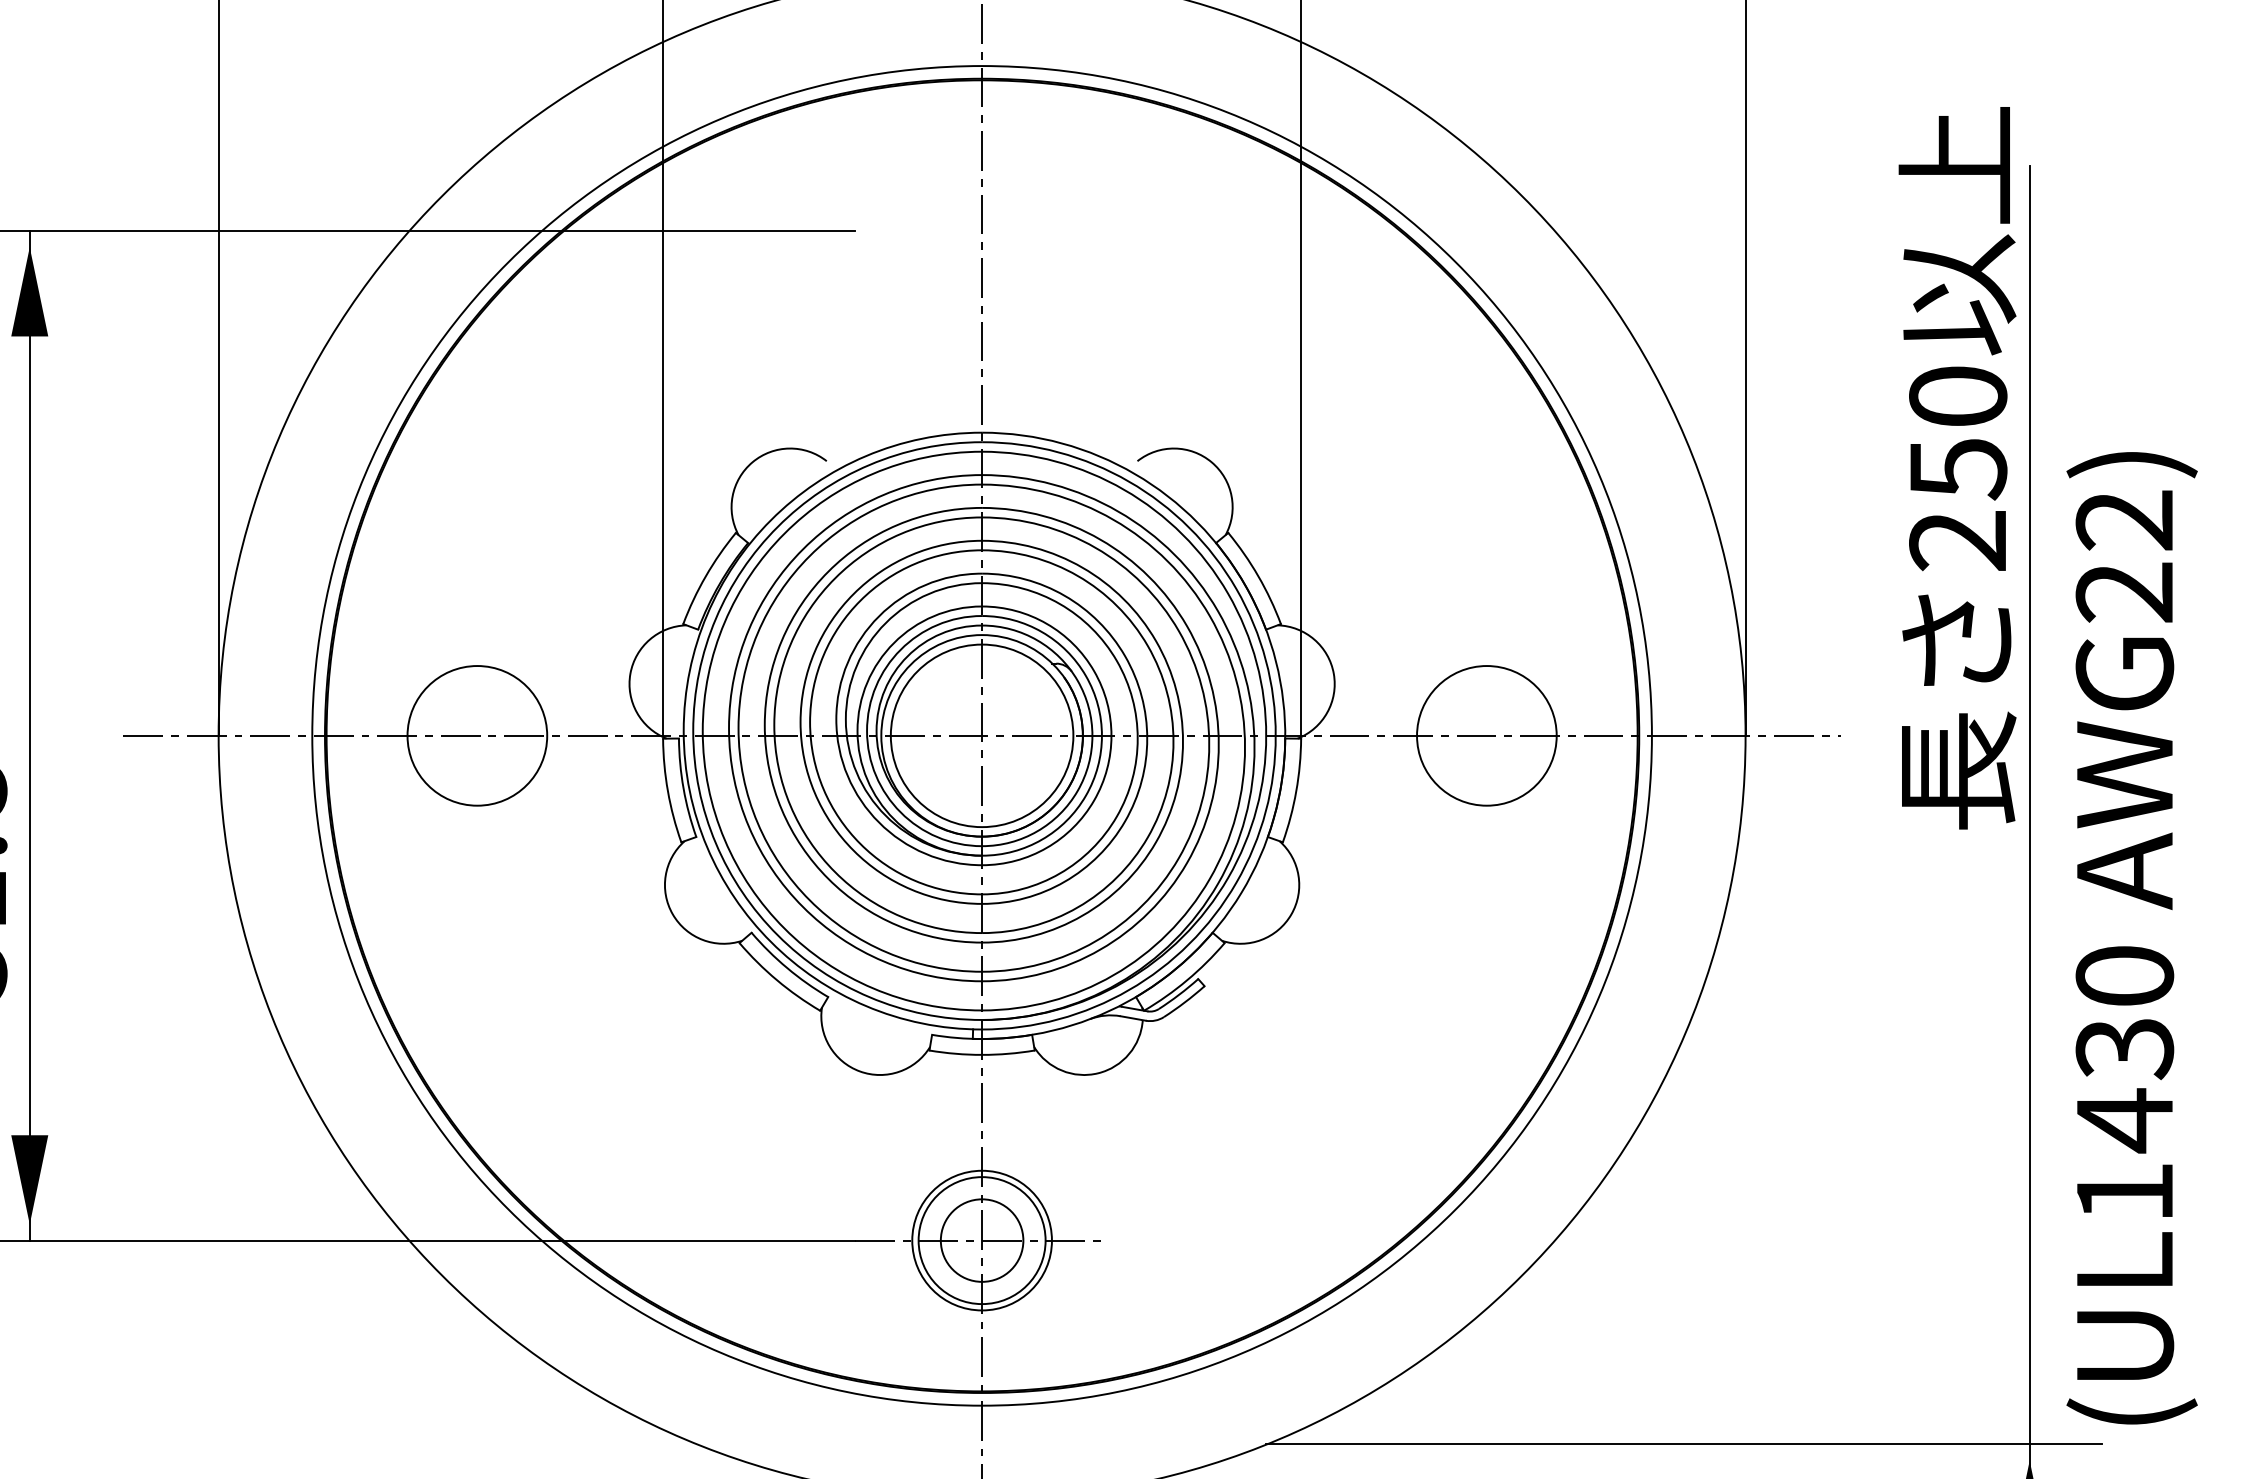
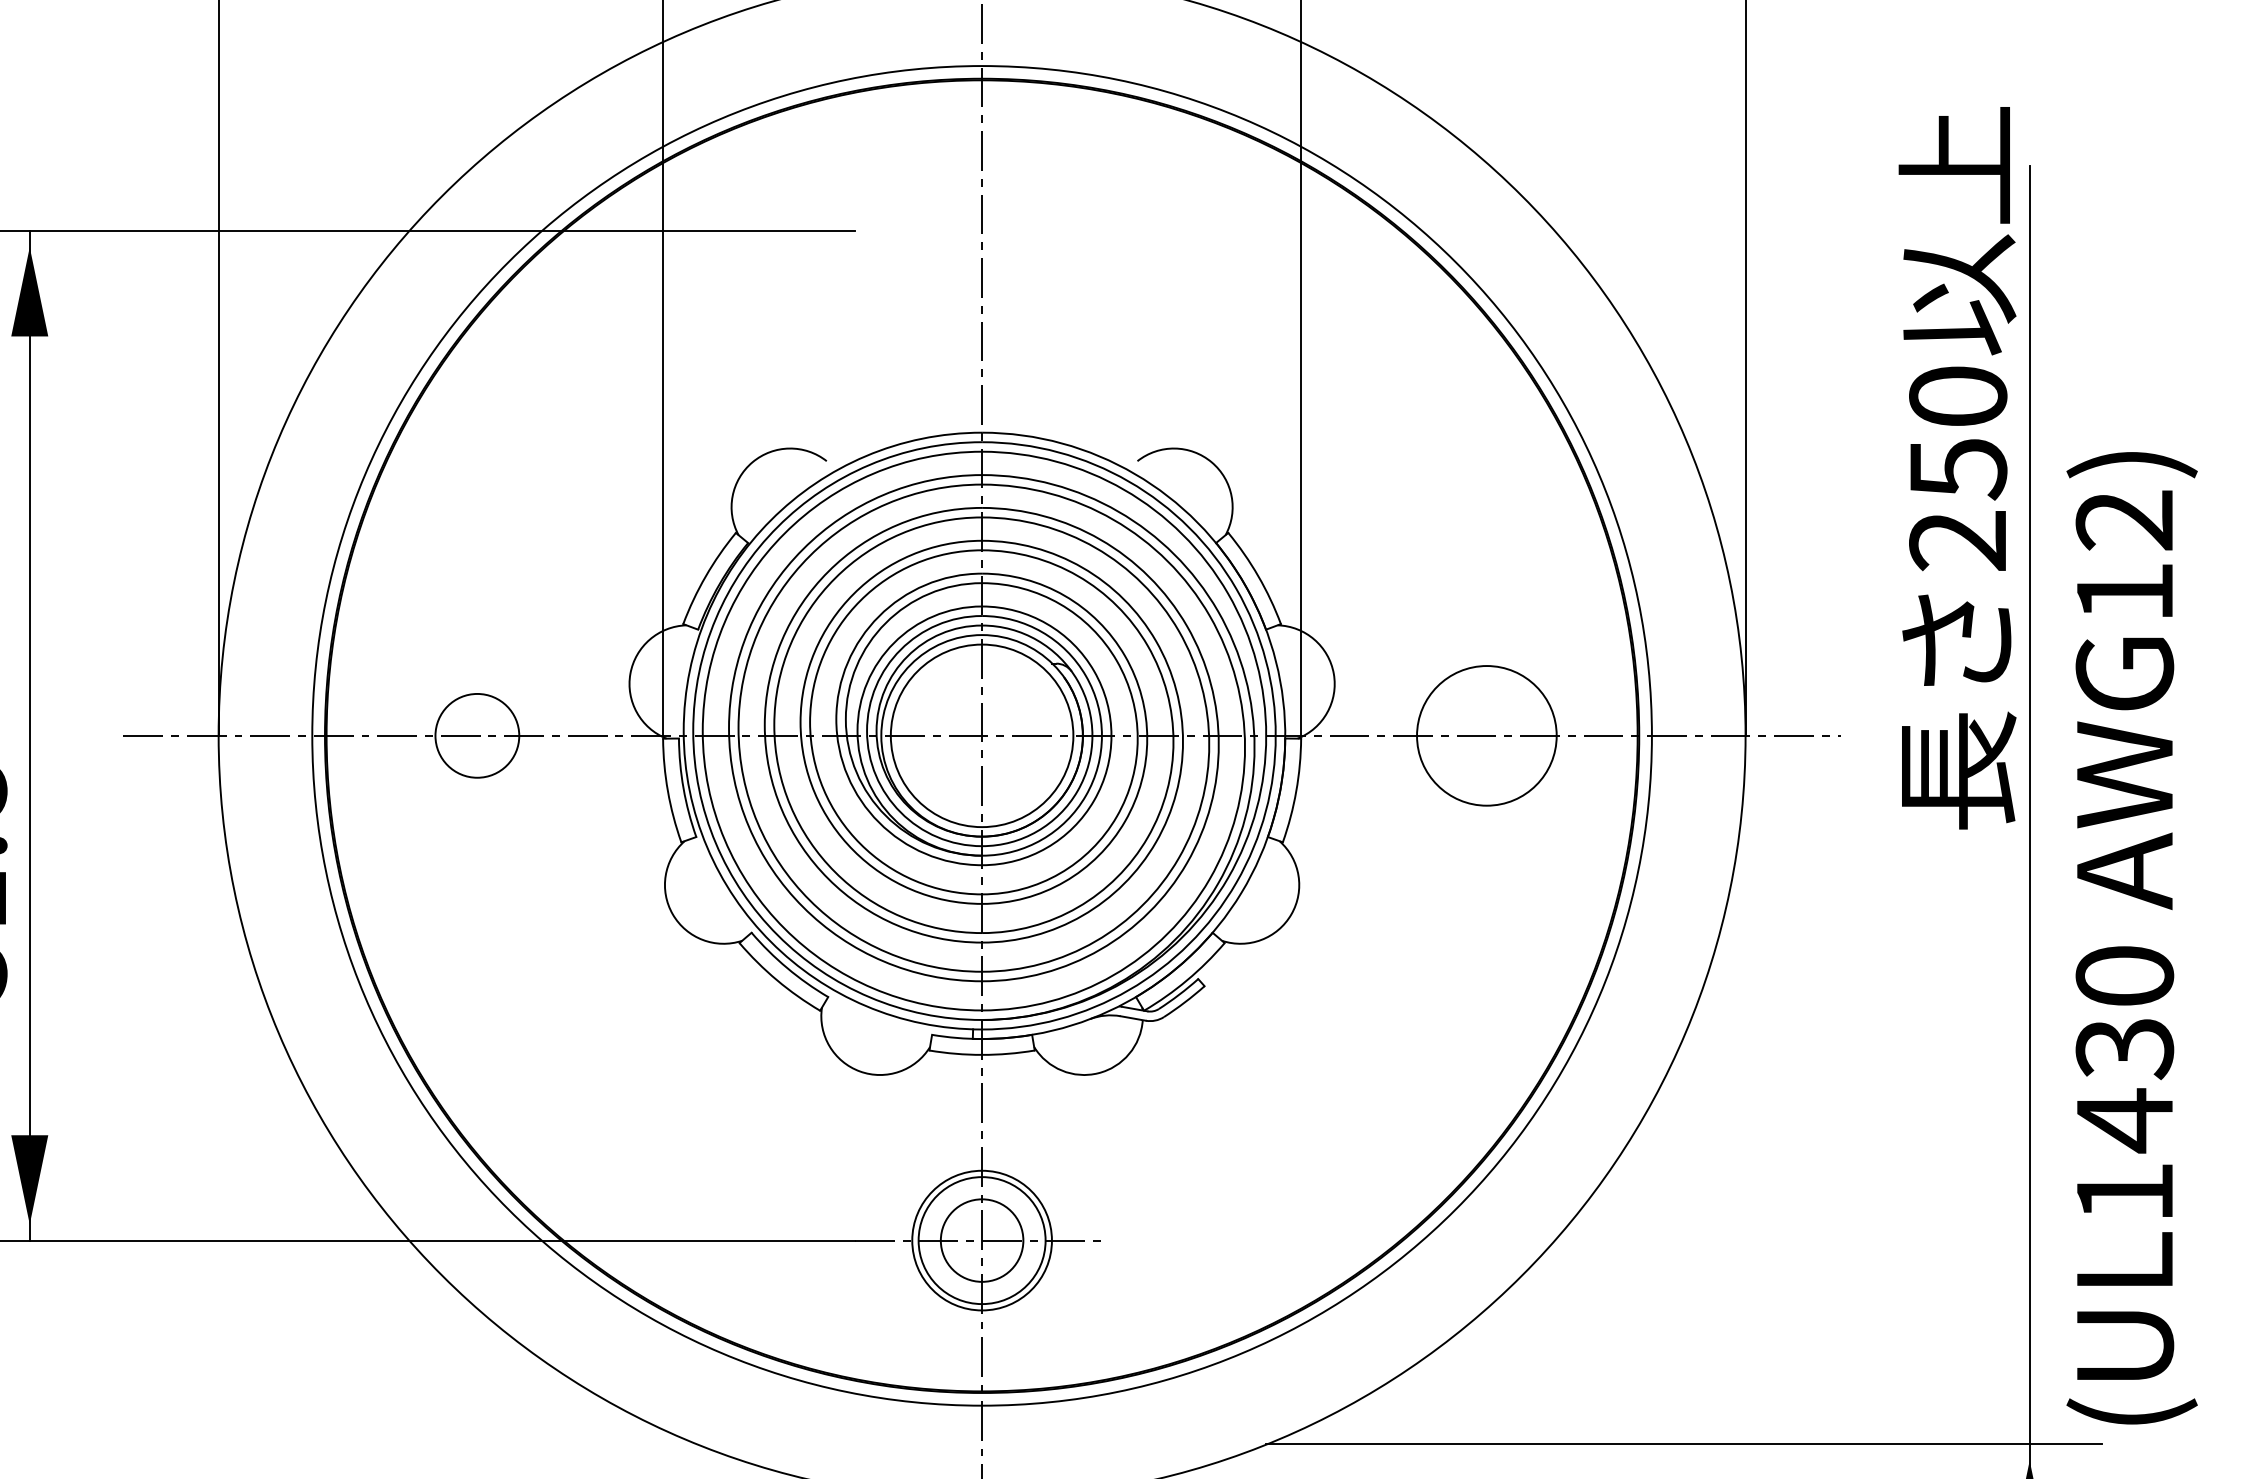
text: AWG22) -> AWG12) (2123, 592)
circle diameter: 140 px -> 84 px (477, 735)
